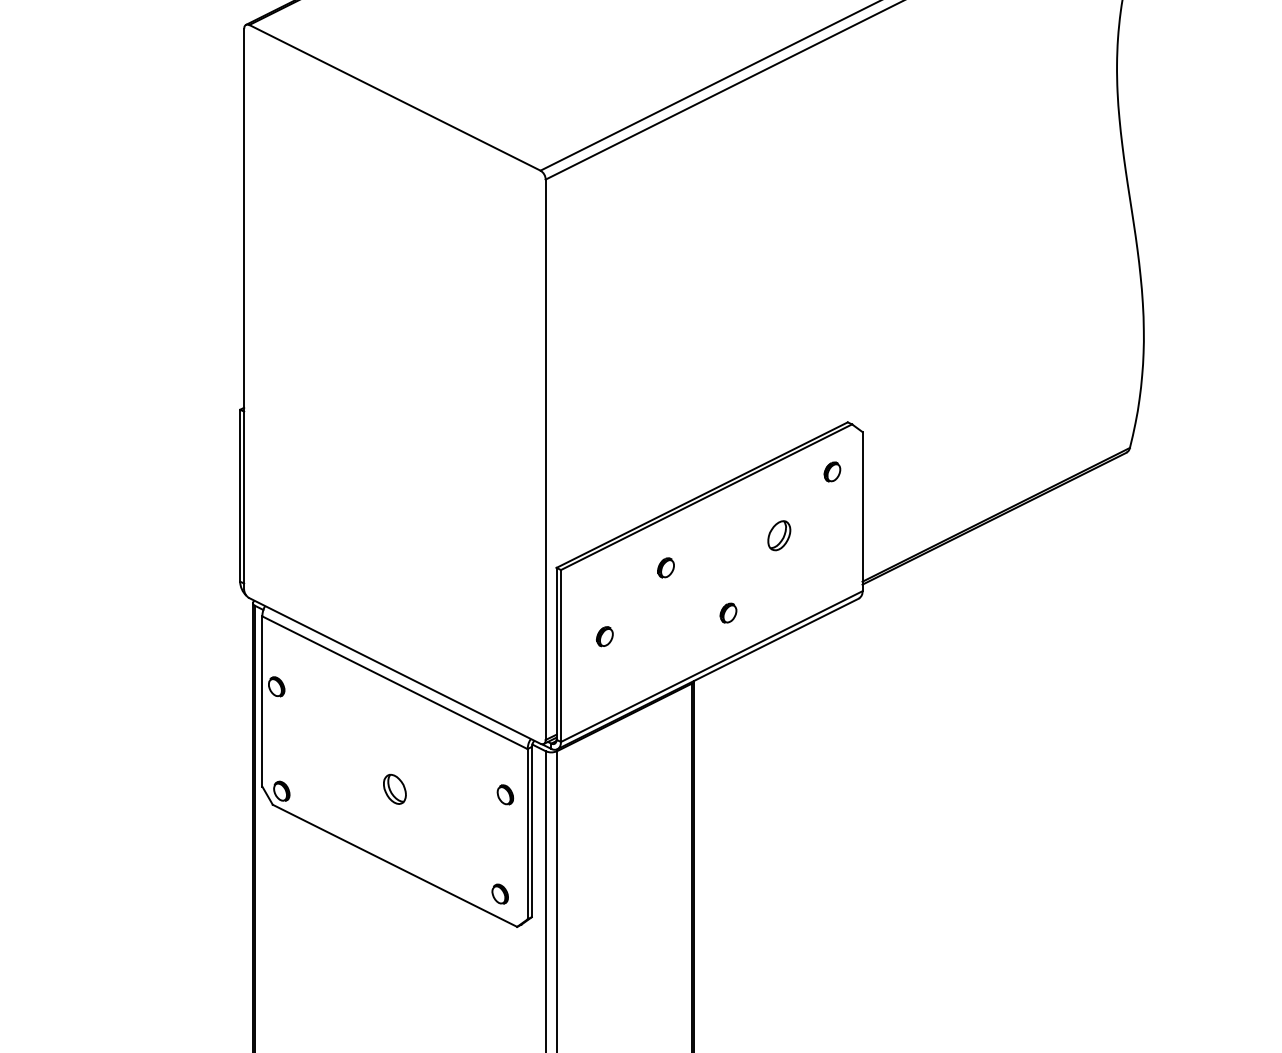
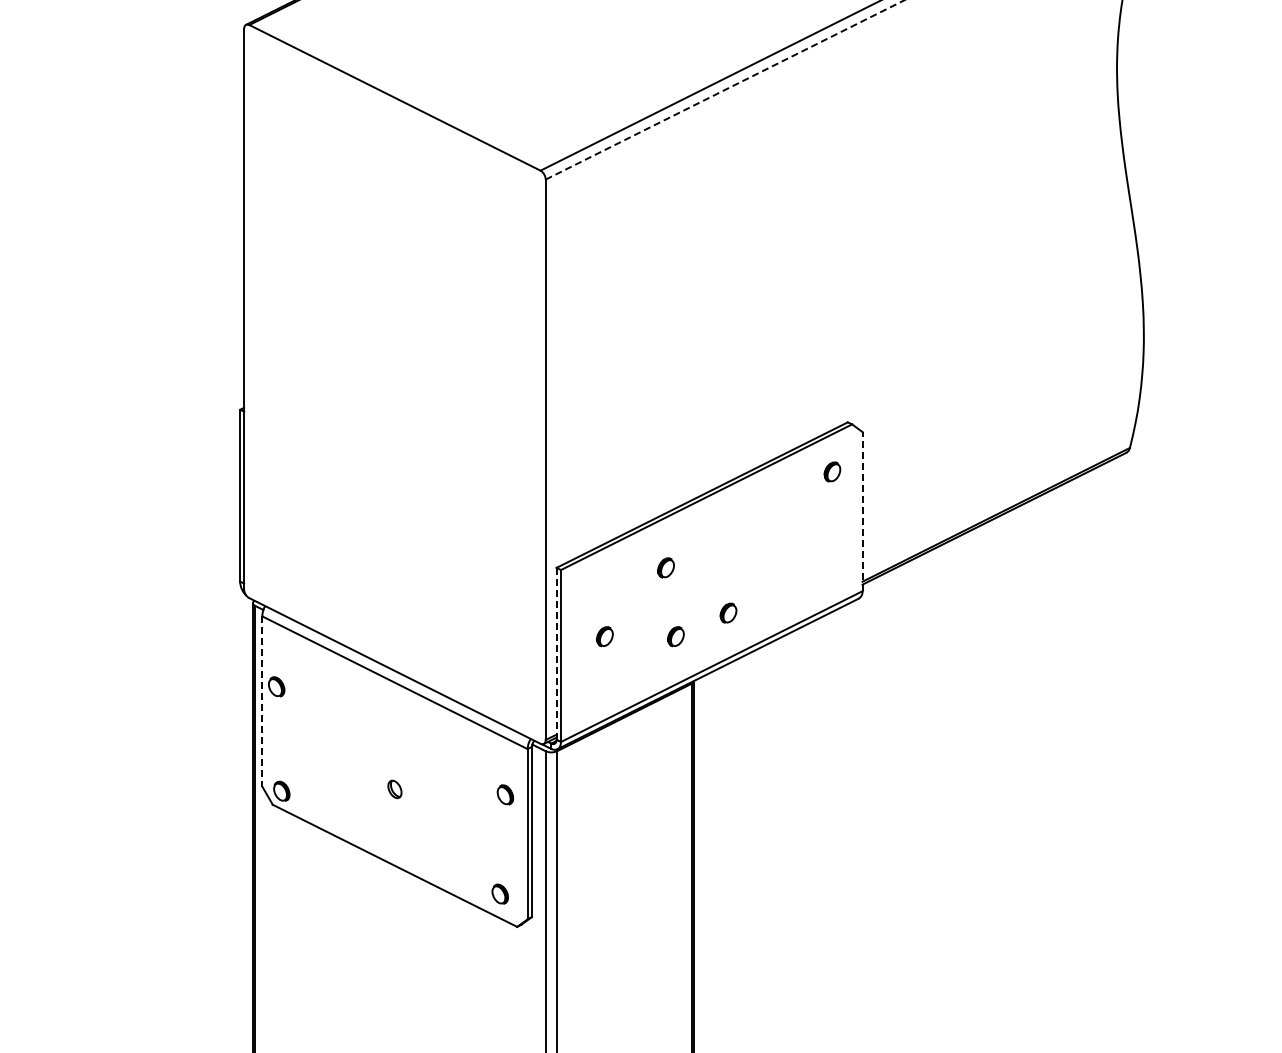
line: solid -> dashed (725, 89)
line: solid -> dashed (862, 511)
part: present -> none (779, 535)
part: none -> present (675, 636)
line: solid -> dashed (556, 653)
line: solid -> dashed (262, 702)
part size: 24x31 px -> 16x21 px (394, 789)
